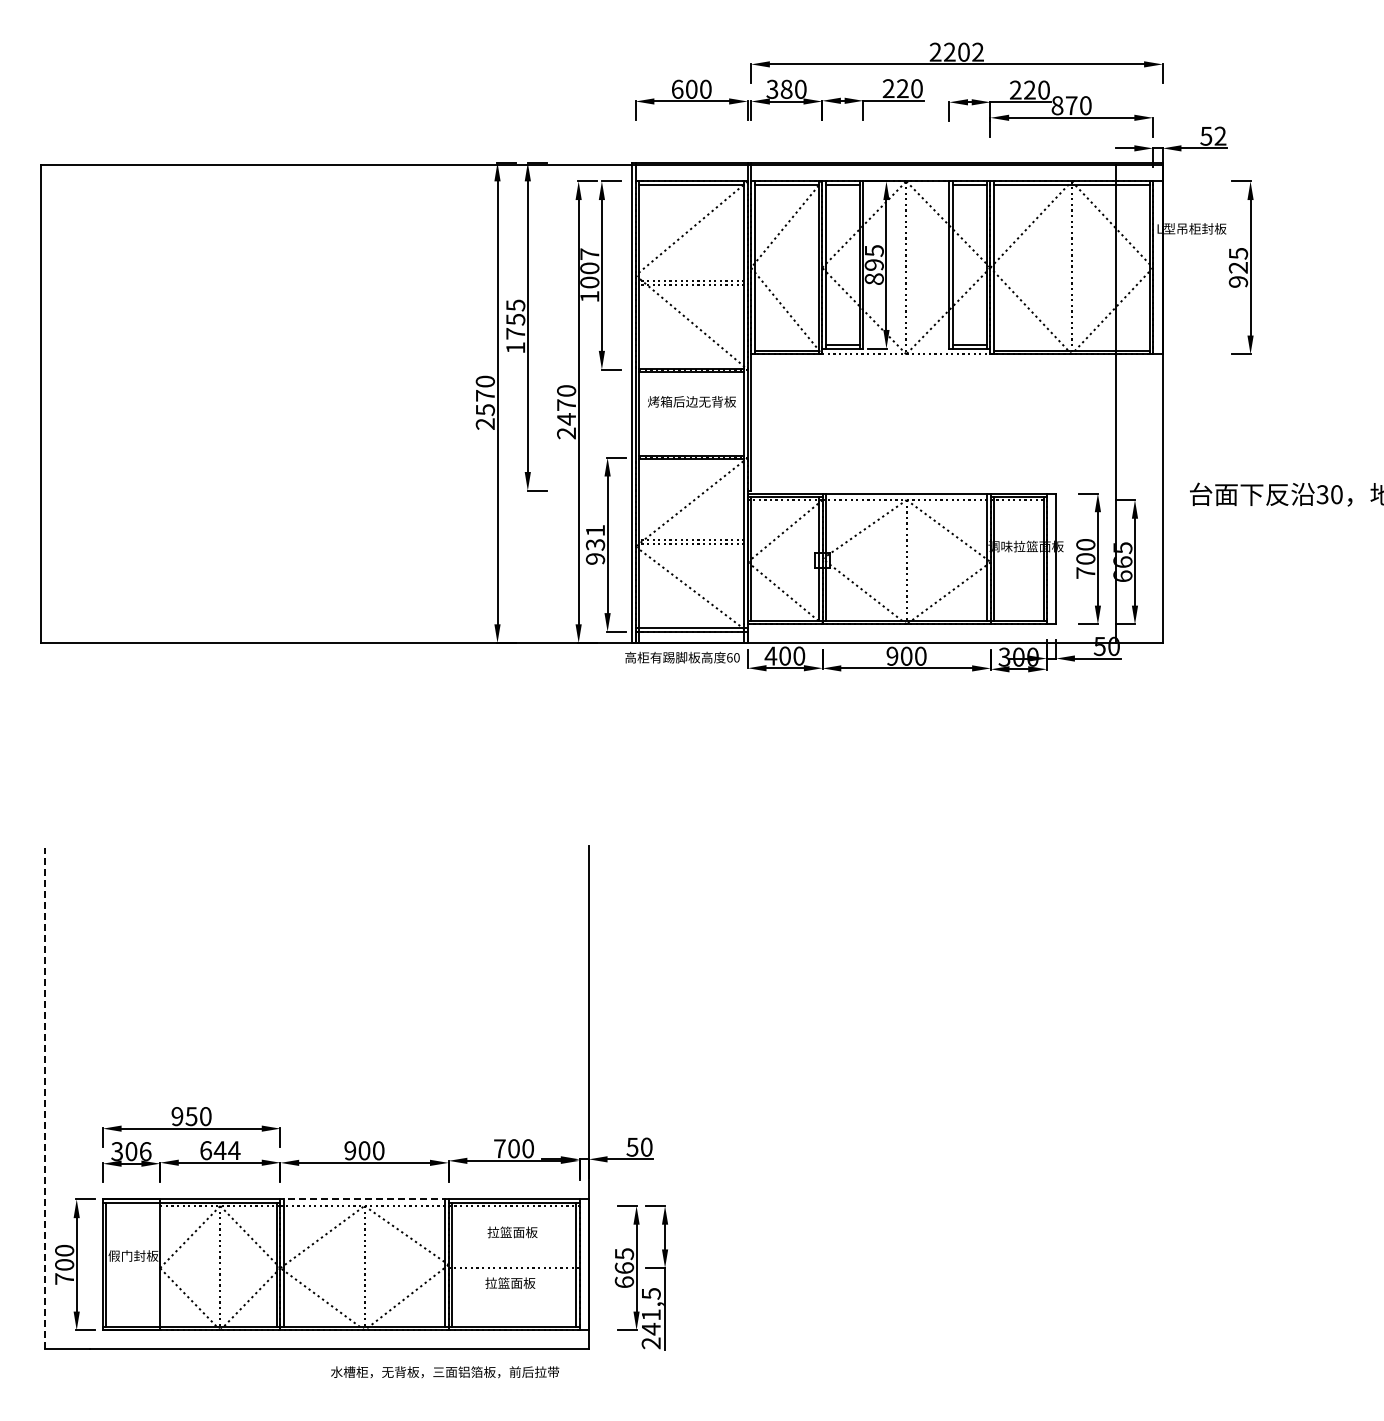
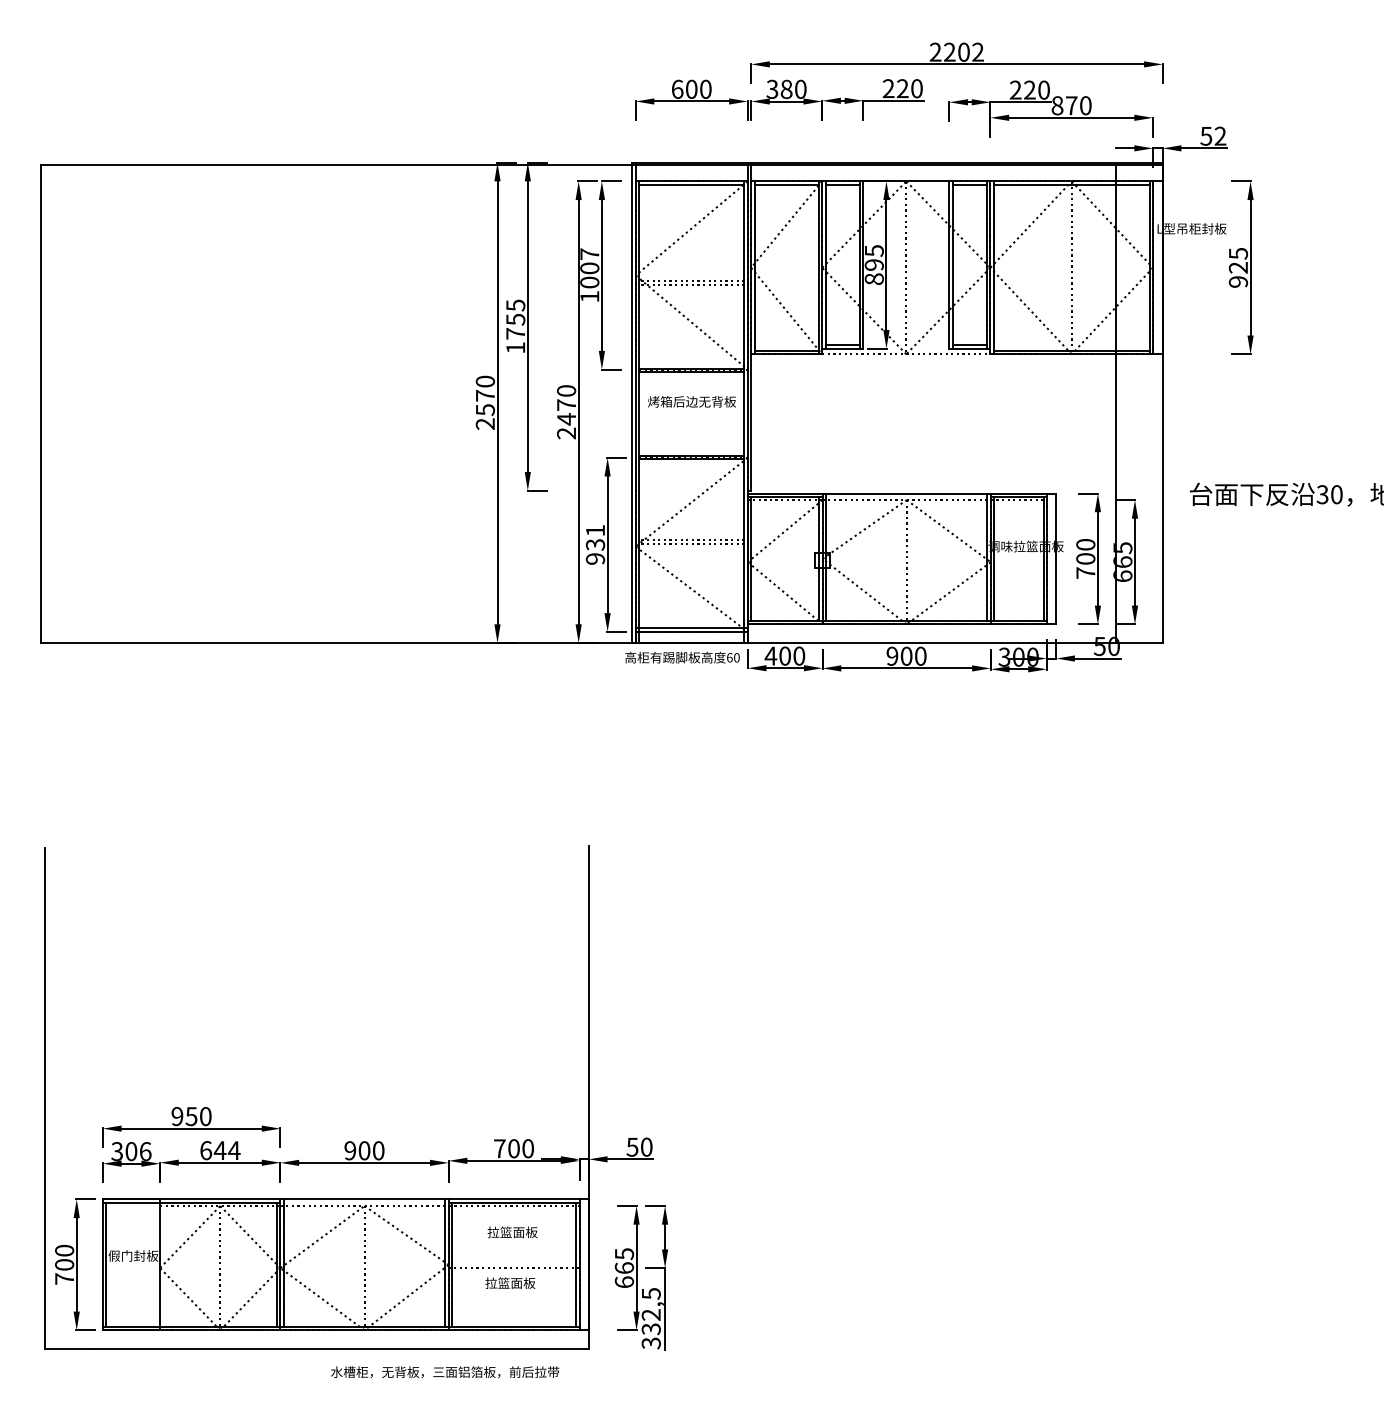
line: dashed -> solid (44, 1098)
line: dashed -> solid (364, 1199)
text: 241,5 -> 332,5 (650, 1329)
